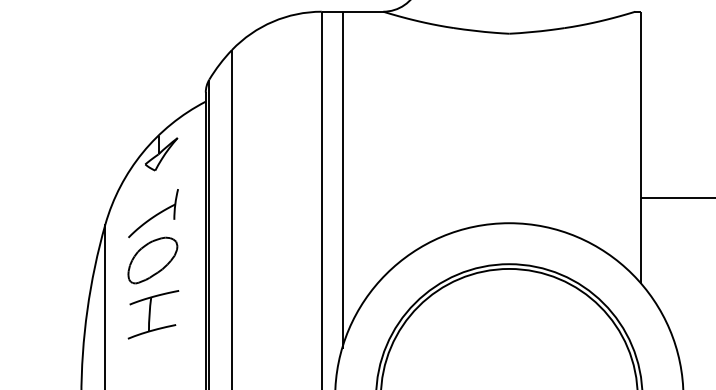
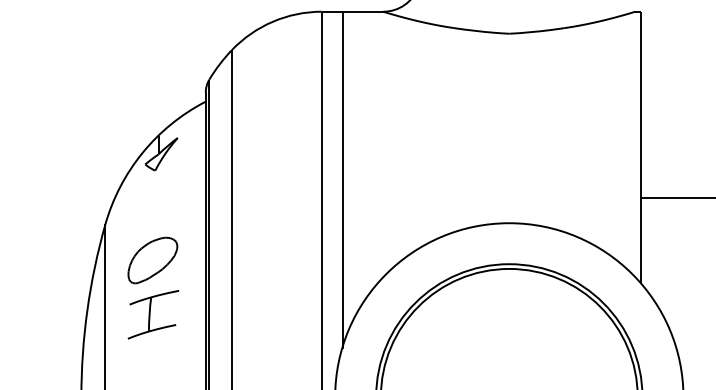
part: present -> none (153, 213)
